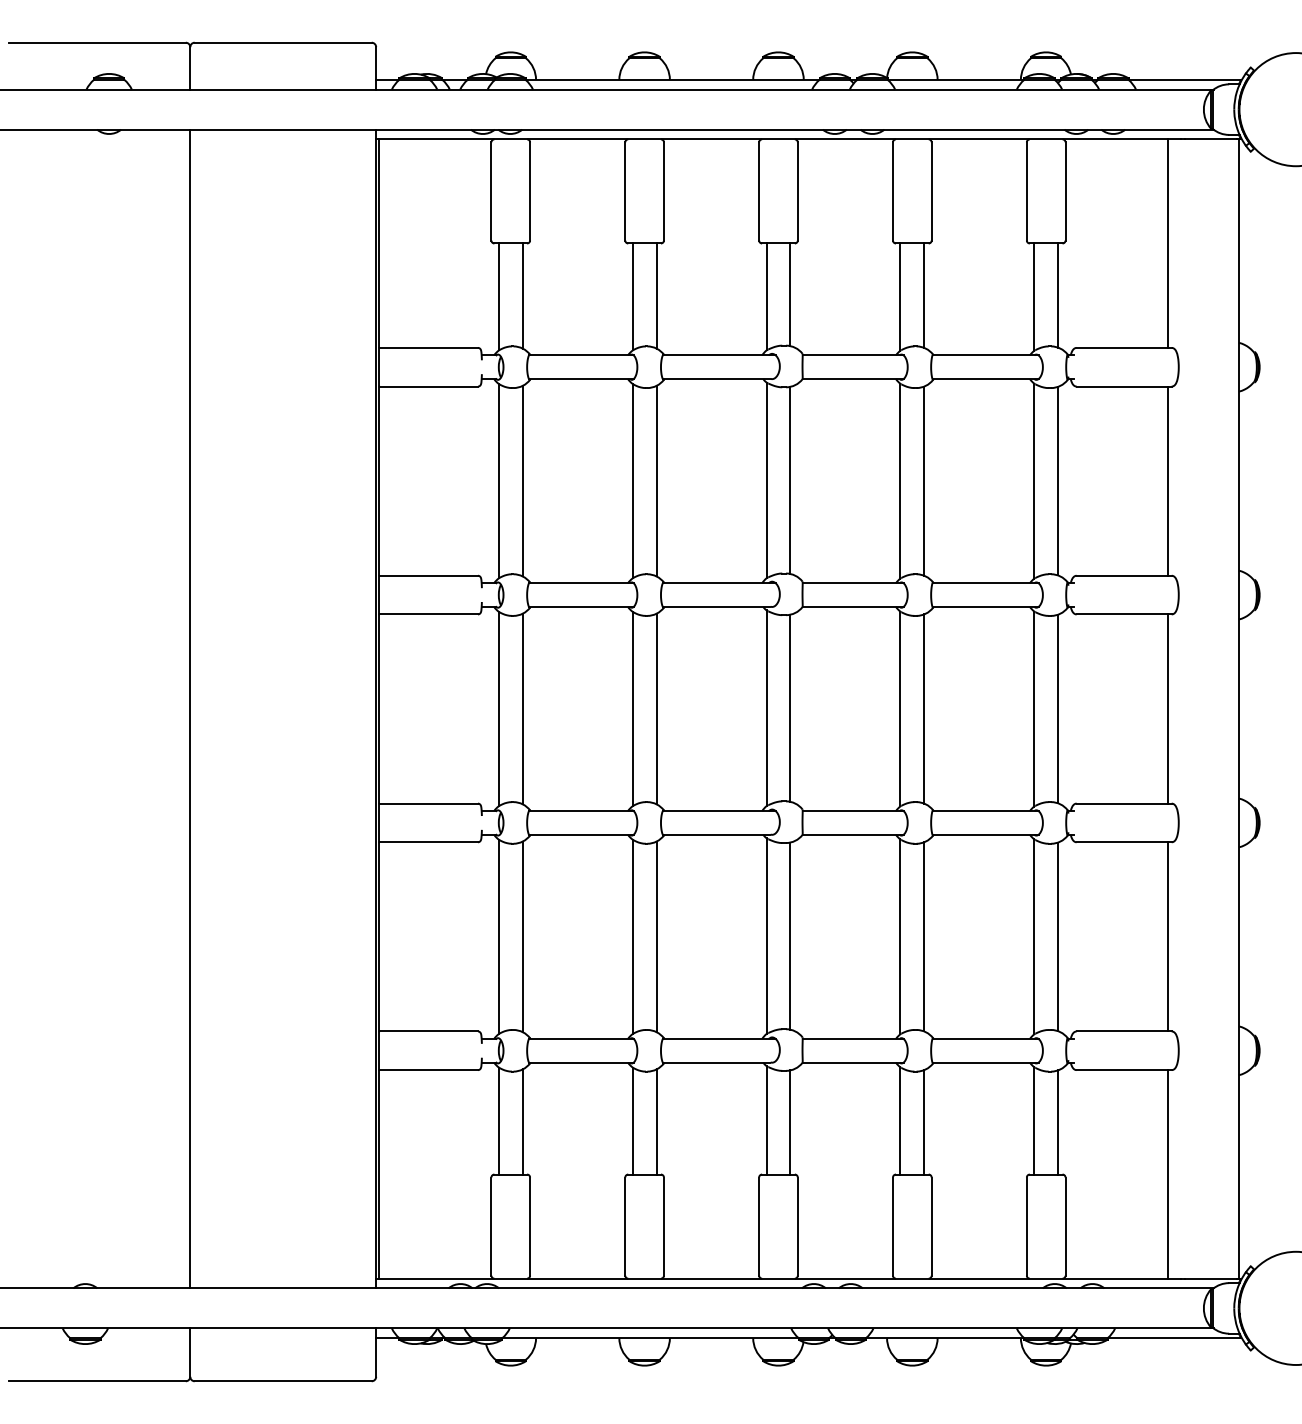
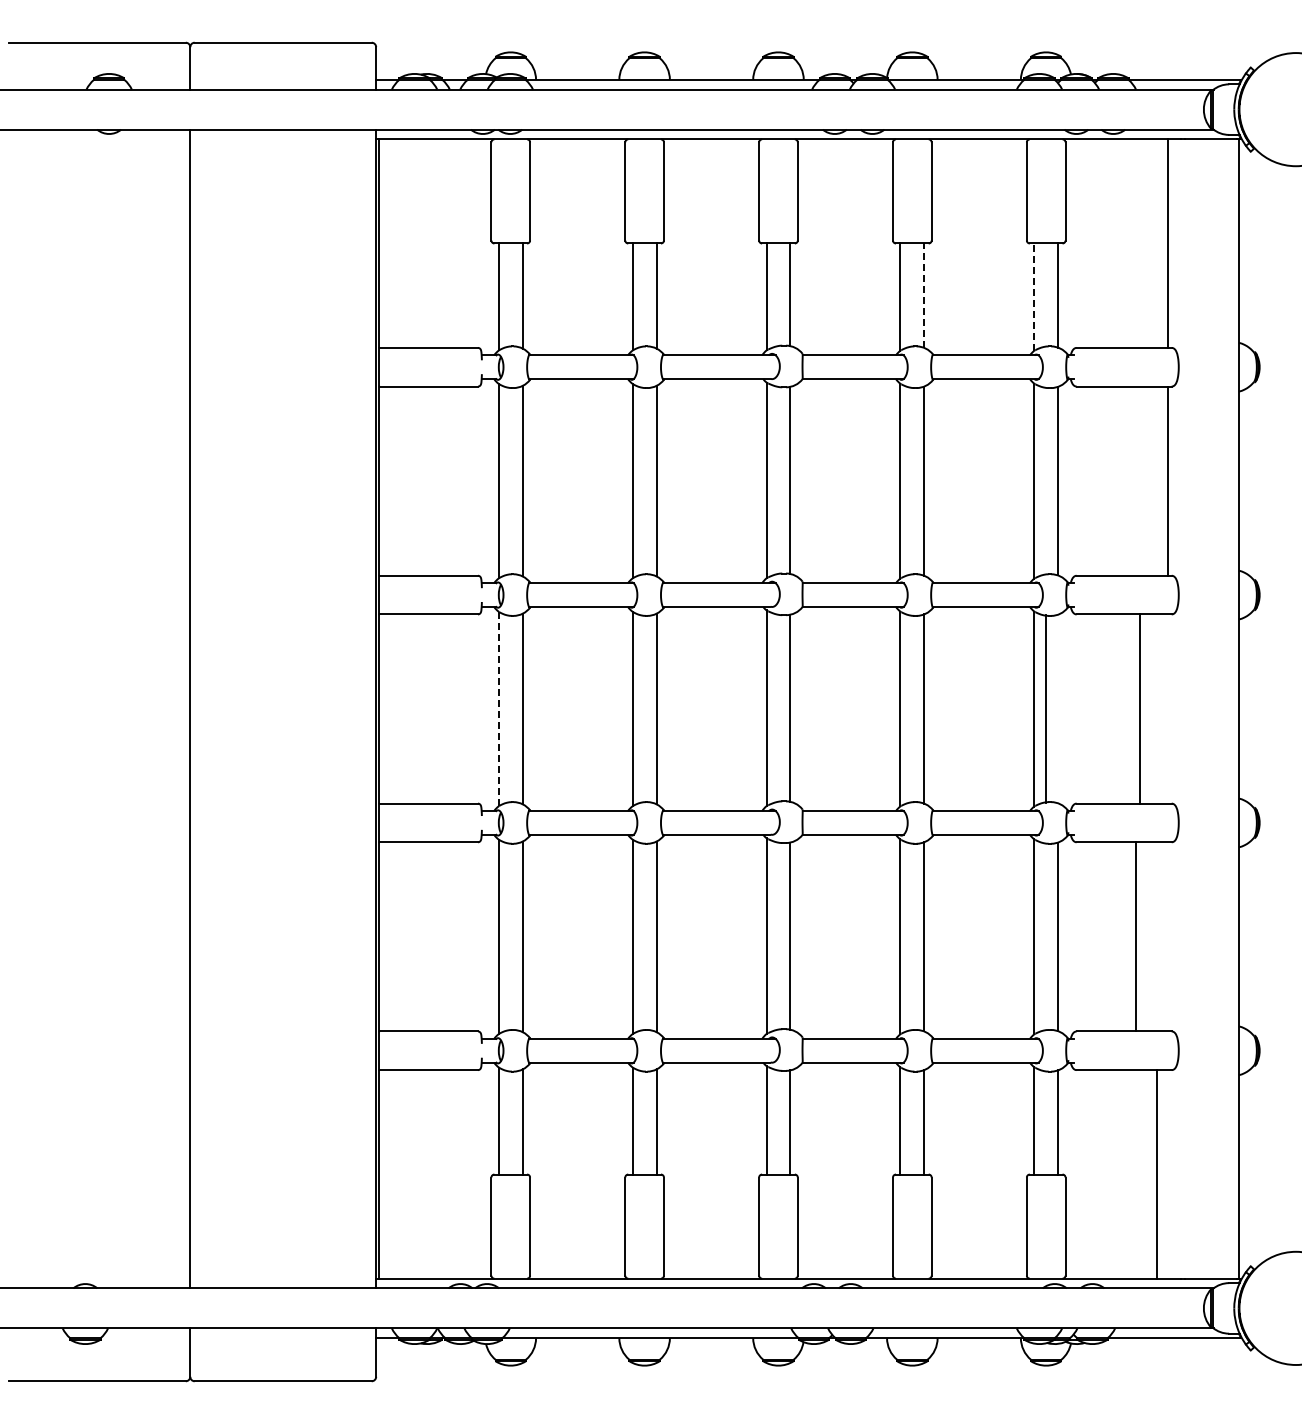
line: solid -> dashed (924, 295)
line: solid -> dashed (1034, 297)
line: solid -> dashed (498, 708)
line position: (1058, 708) -> (1046, 708) (1046, 708)
line position: (1167, 708) -> (1139, 708) (1139, 708)
line position: (1167, 936) -> (1135, 936) (1135, 936)
line position: (1167, 1174) -> (1156, 1174) (1156, 1174)
